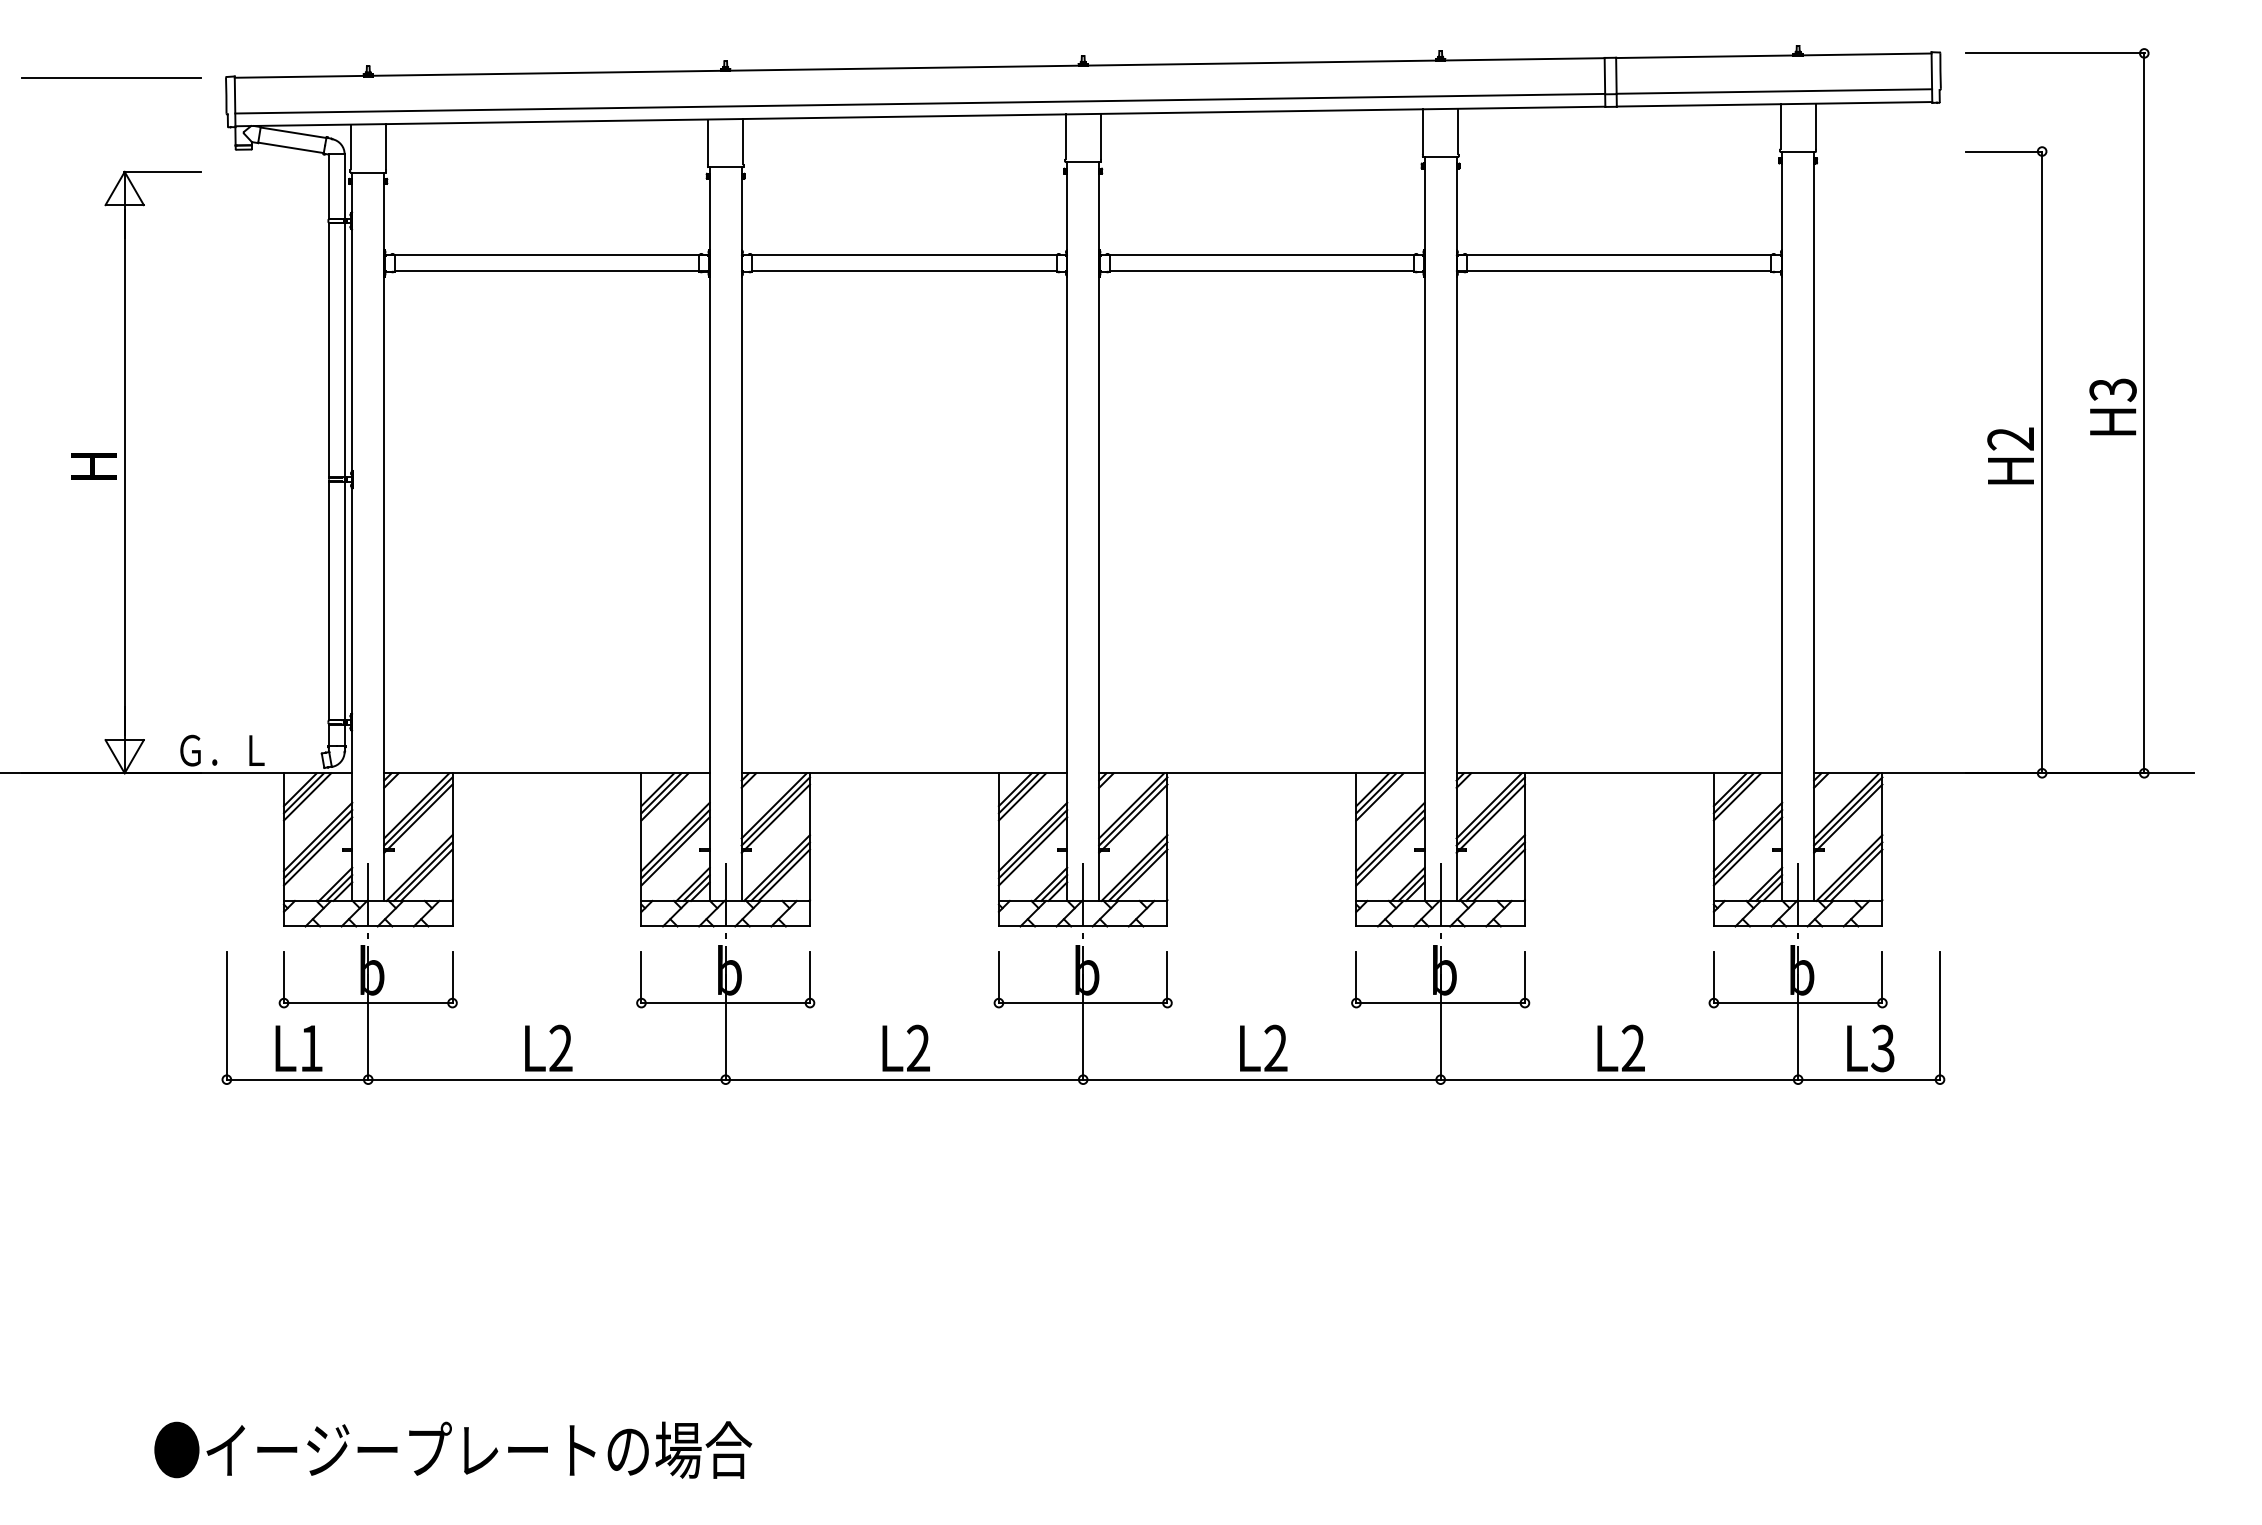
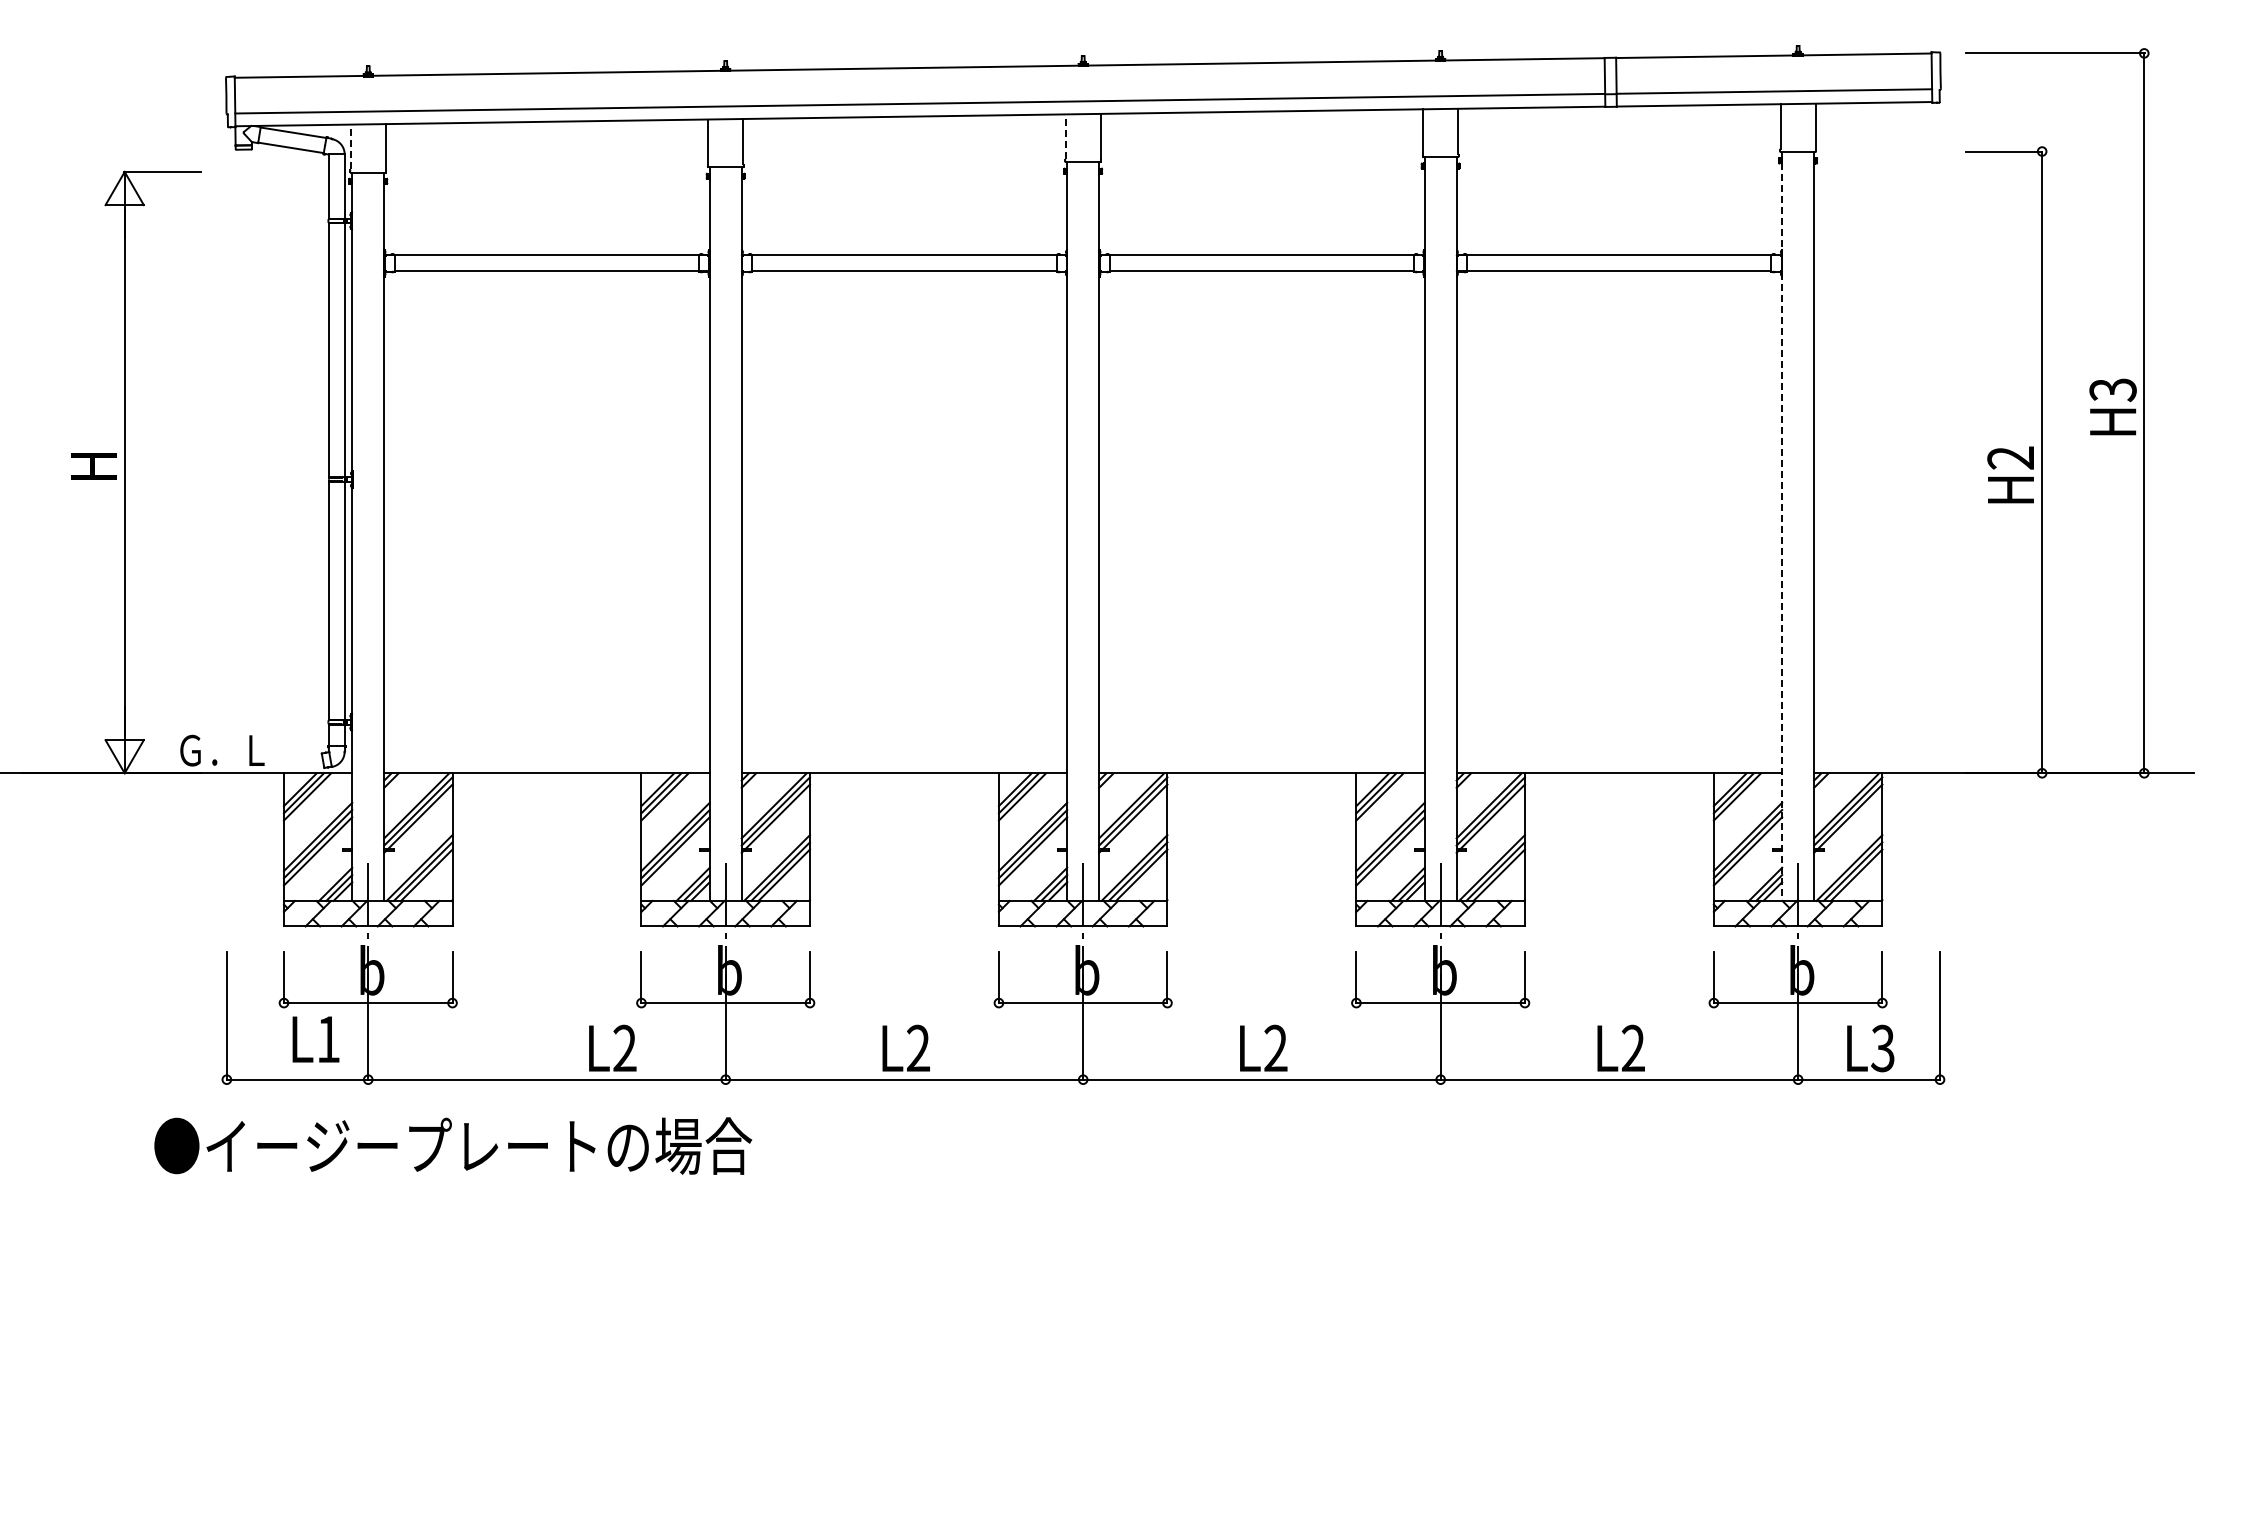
line: present -> none (111, 77)
line: solid -> dashed (1065, 136)
line: solid -> dashed (350, 146)
text position: (2010, 455) -> (2010, 474) (2010, 474)
line: solid -> dashed (1782, 527)
text position: (548, 1047) -> (612, 1047) (612, 1047)
text position: (298, 1048) -> (315, 1039) (315, 1039)
text position: (453, 1449) -> (453, 1145) (453, 1145)
